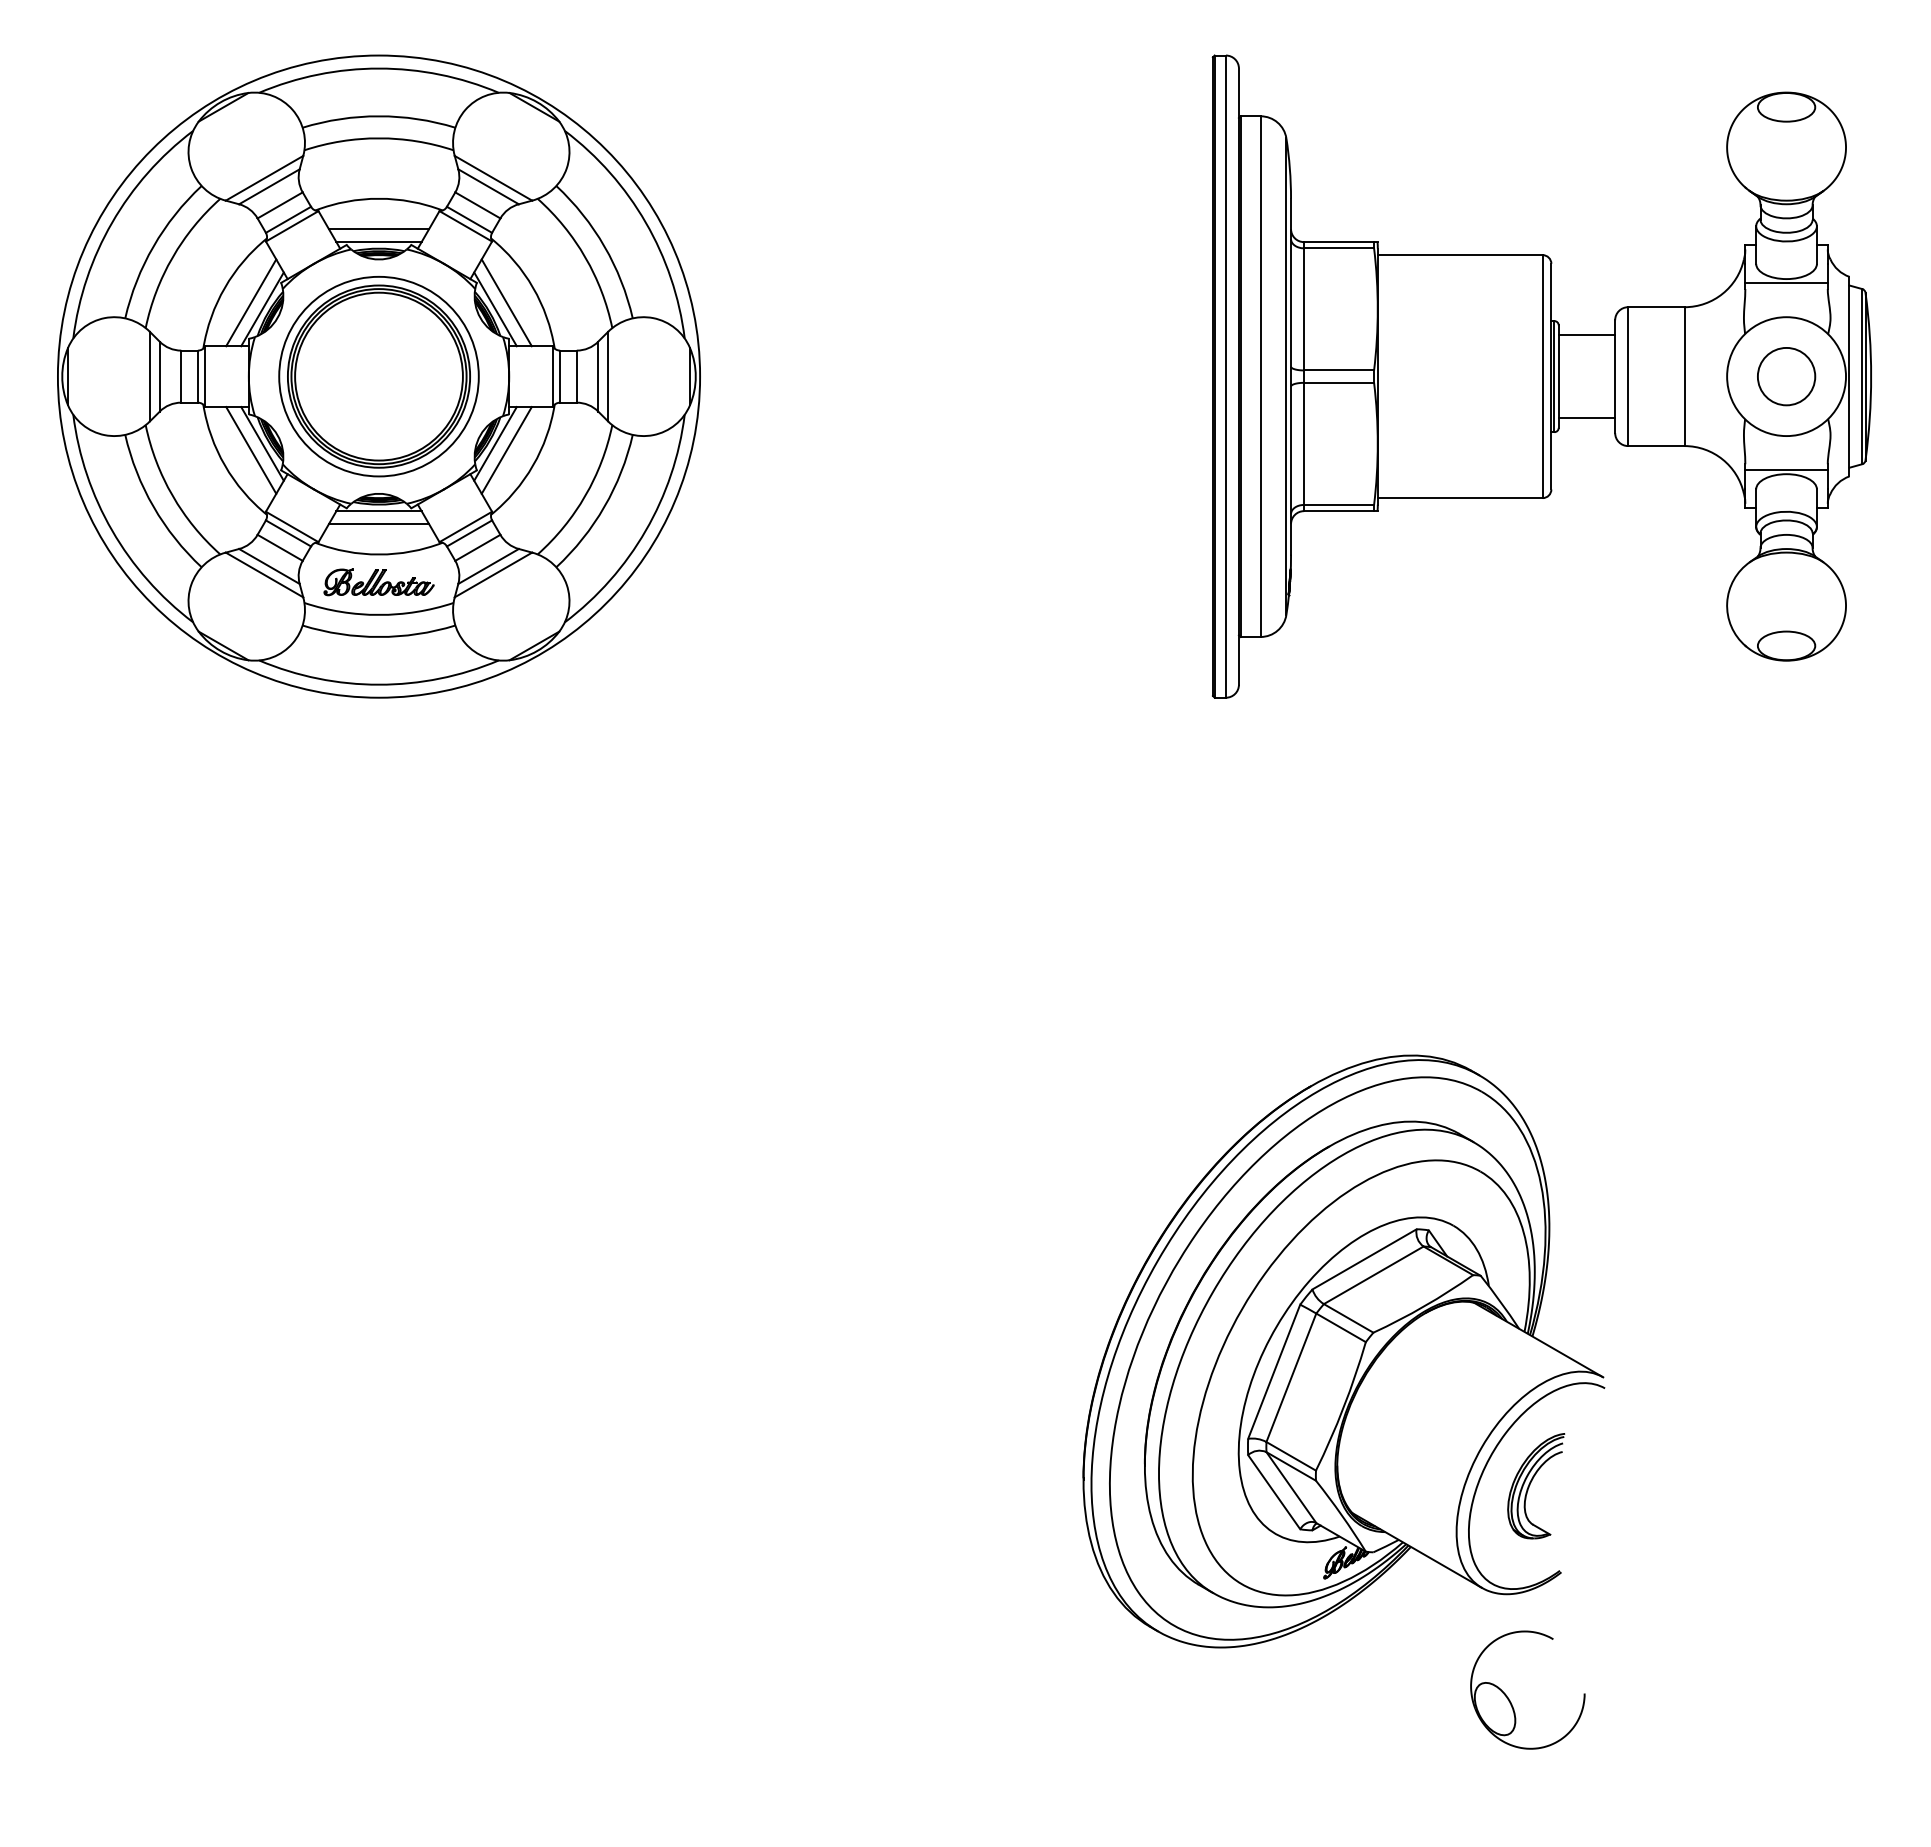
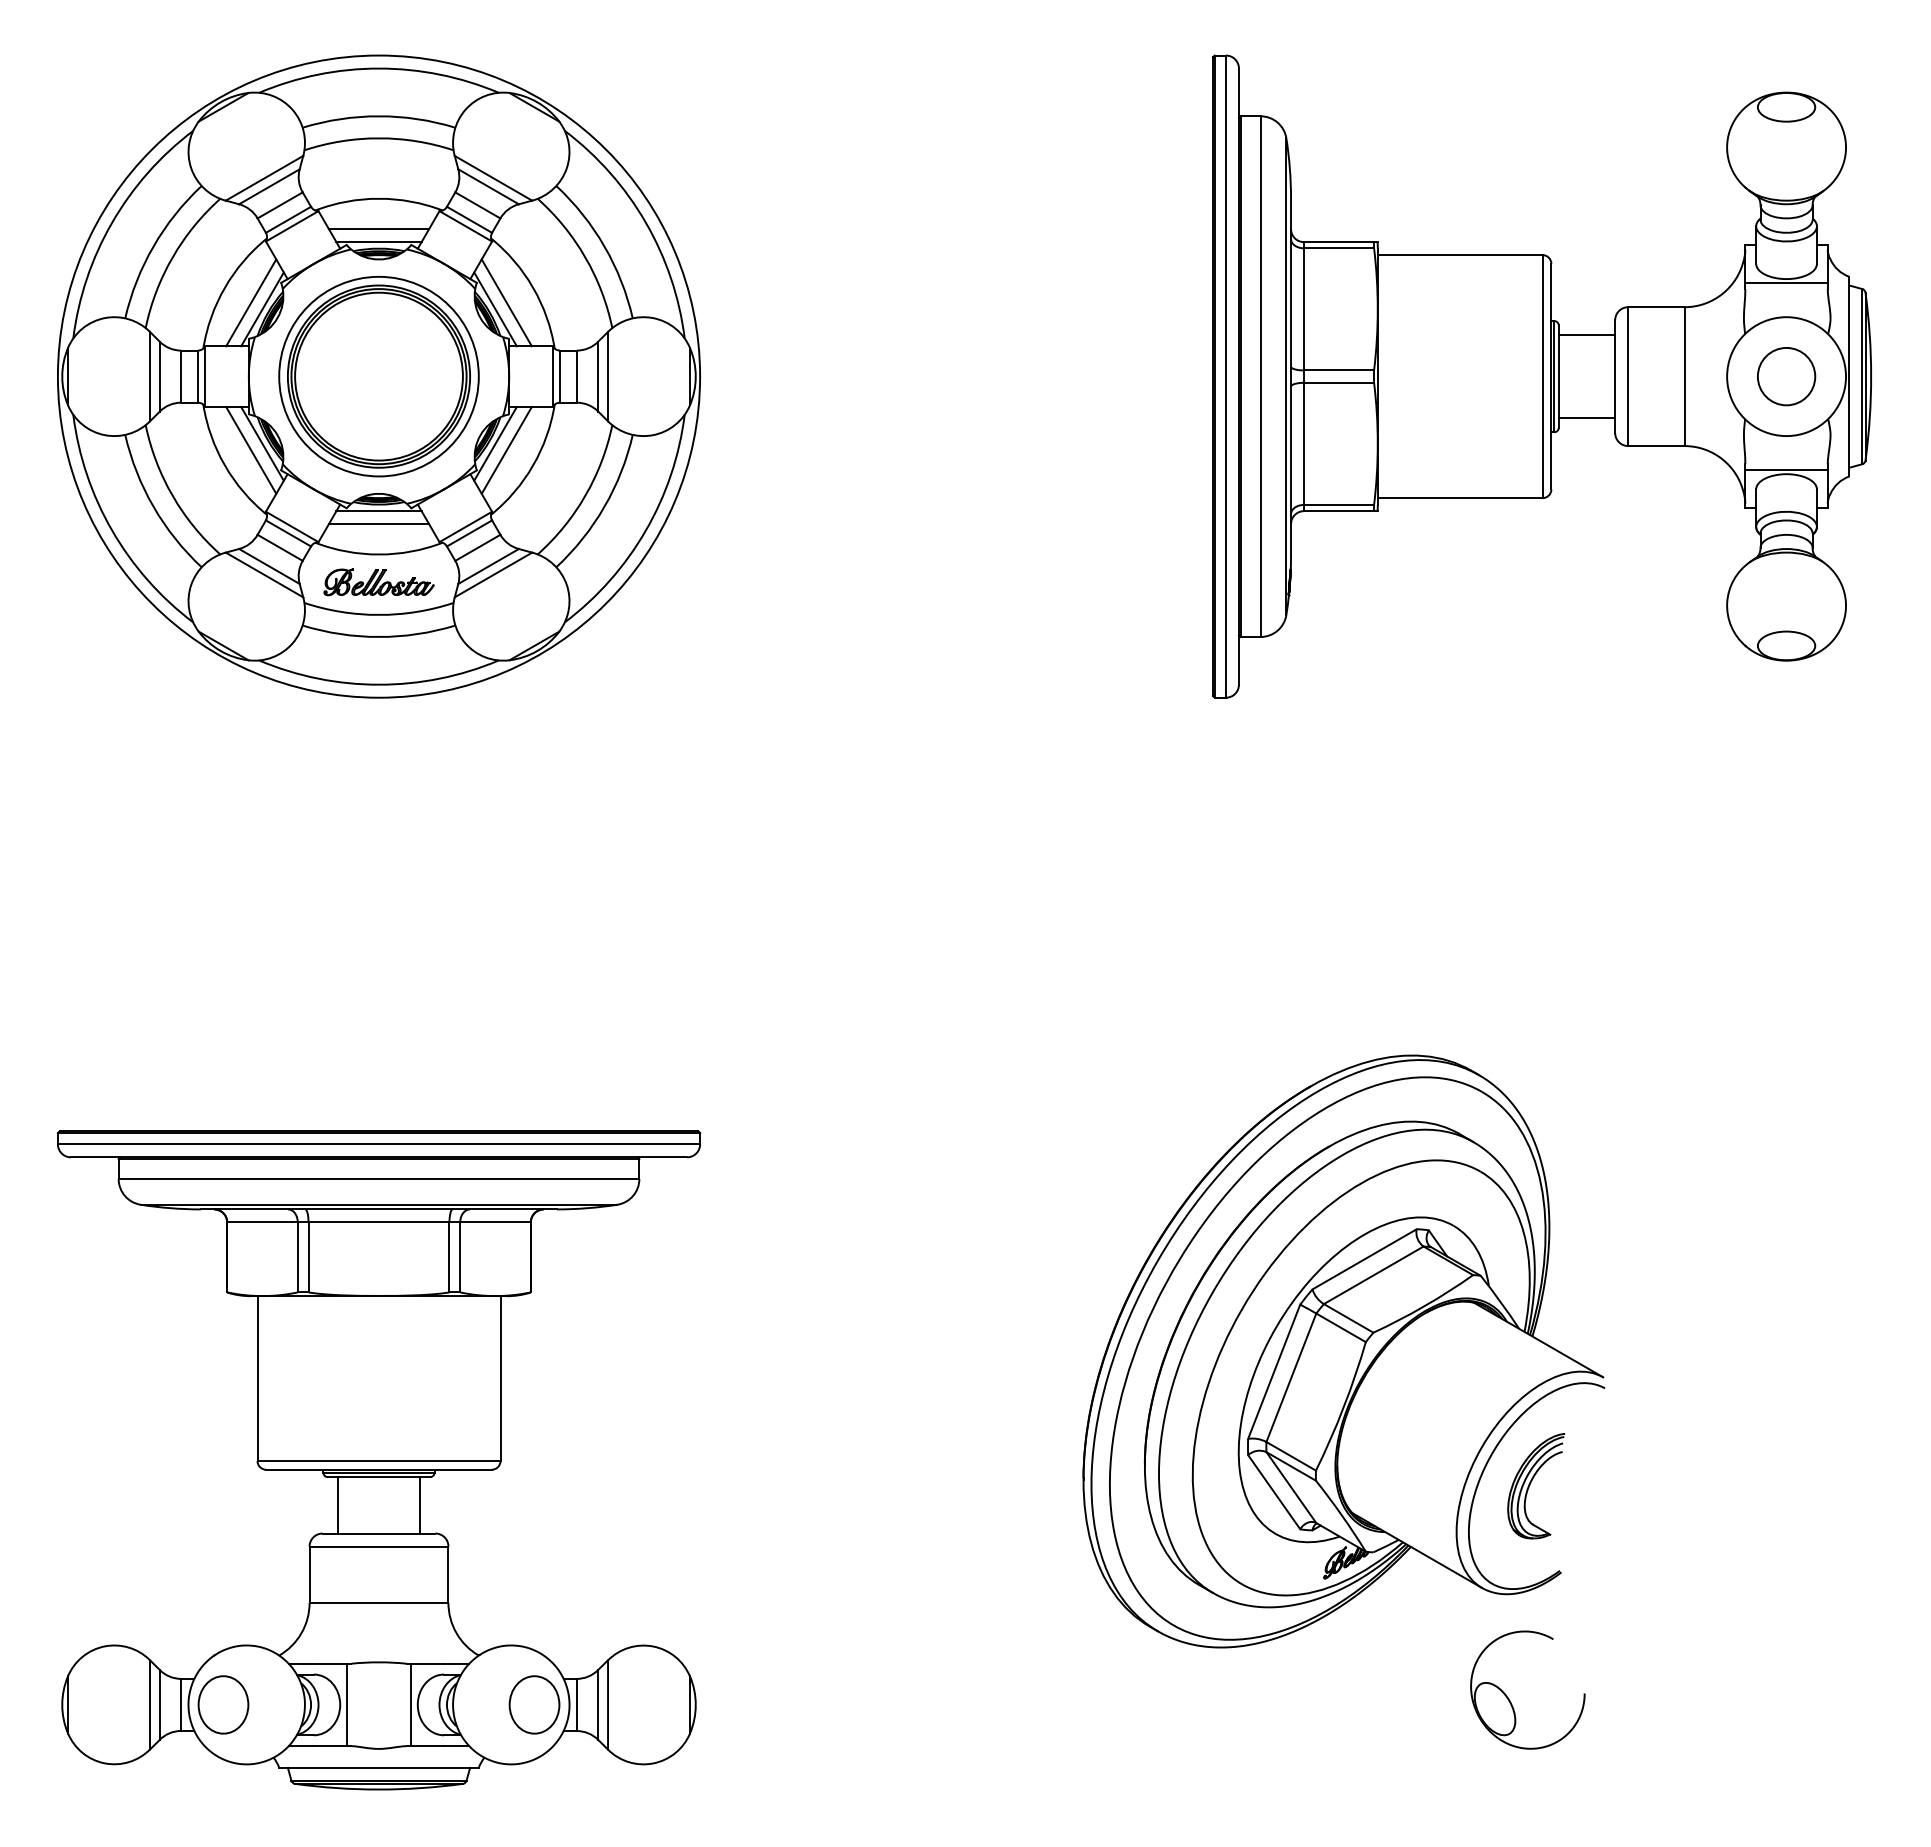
part: none -> present (379, 1460)
